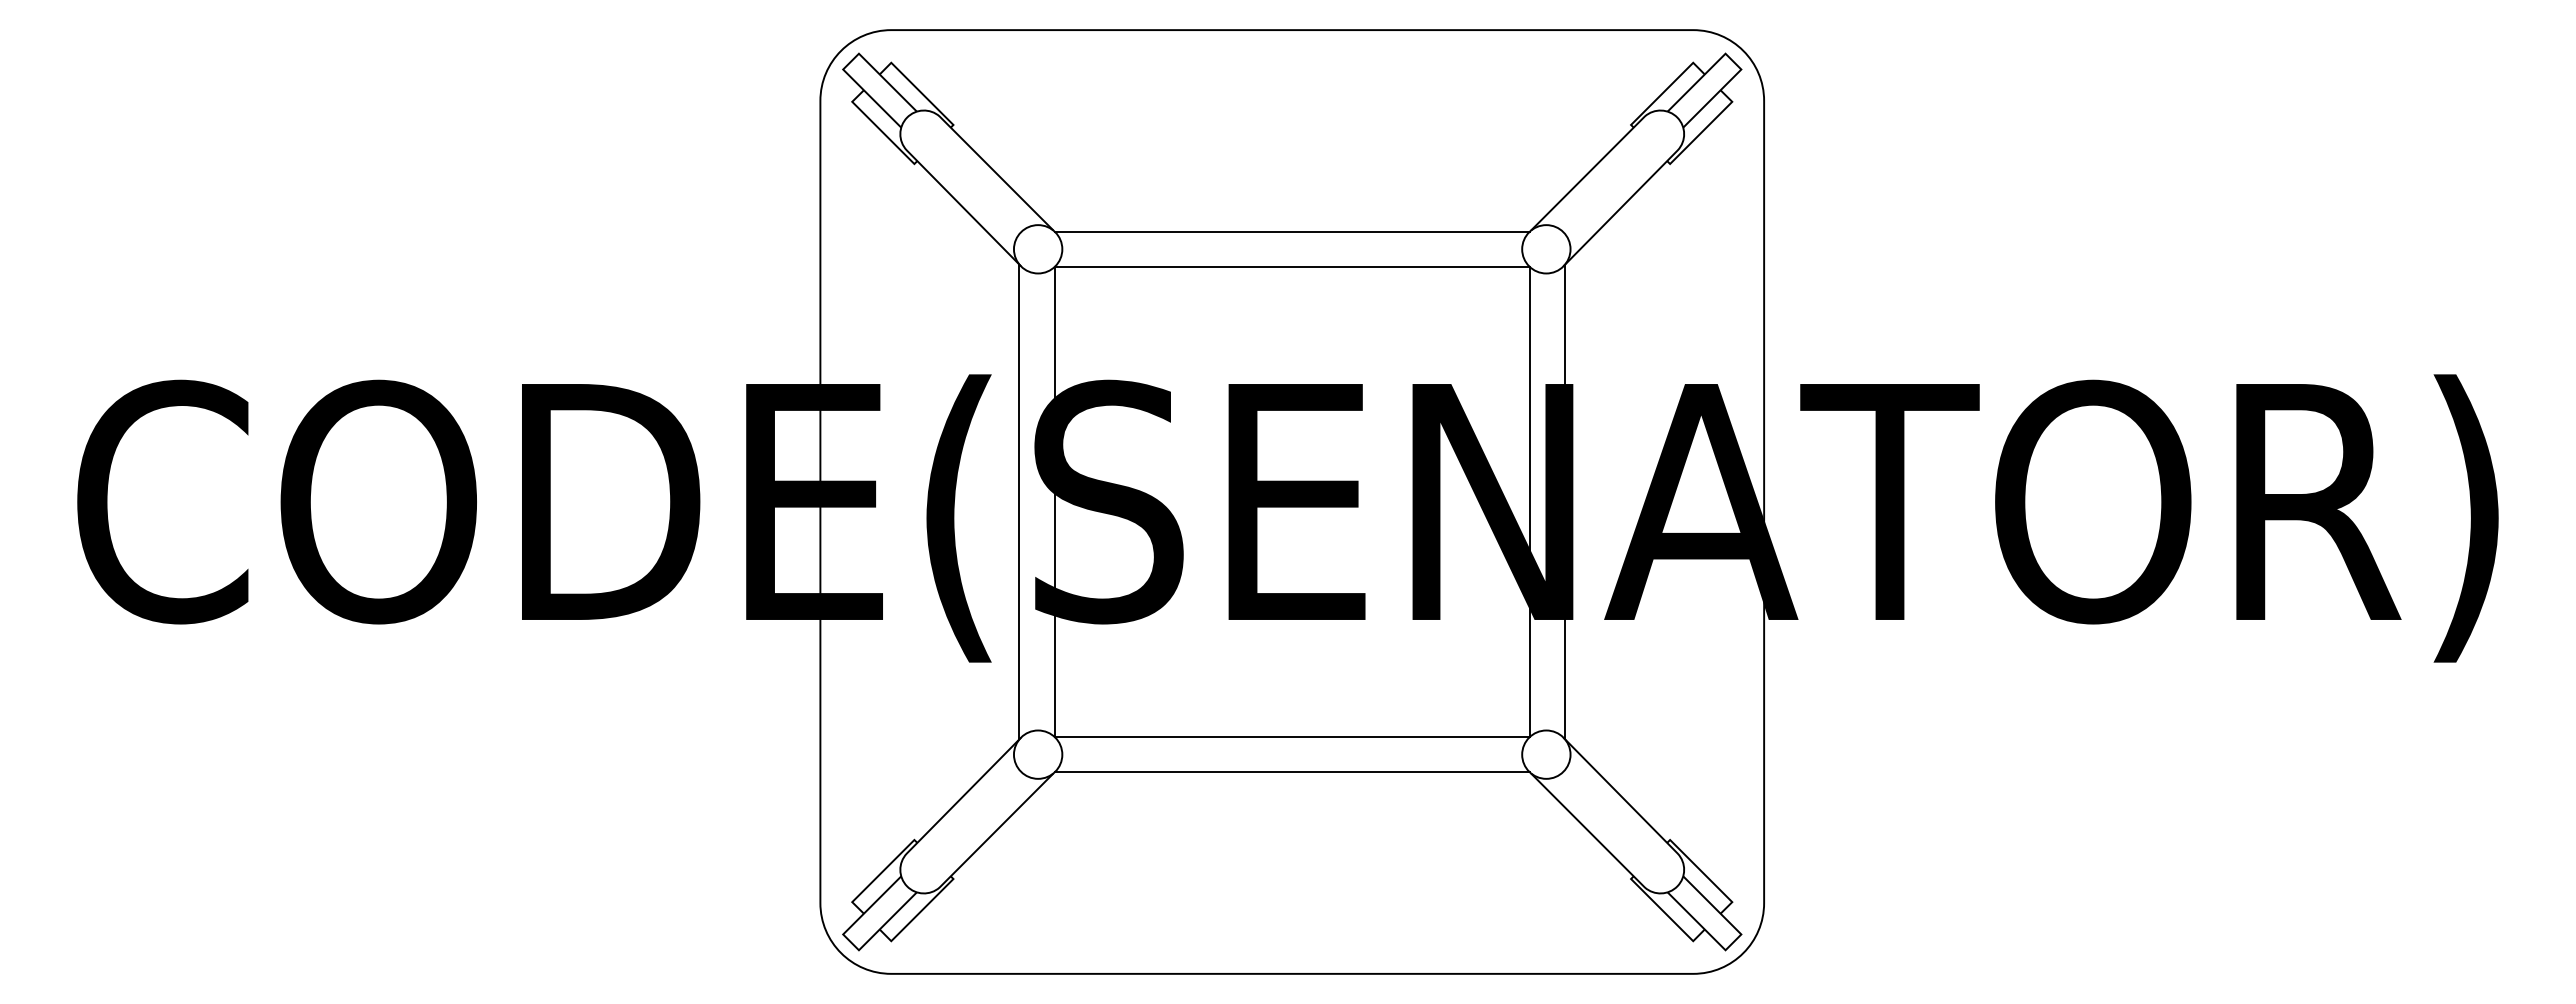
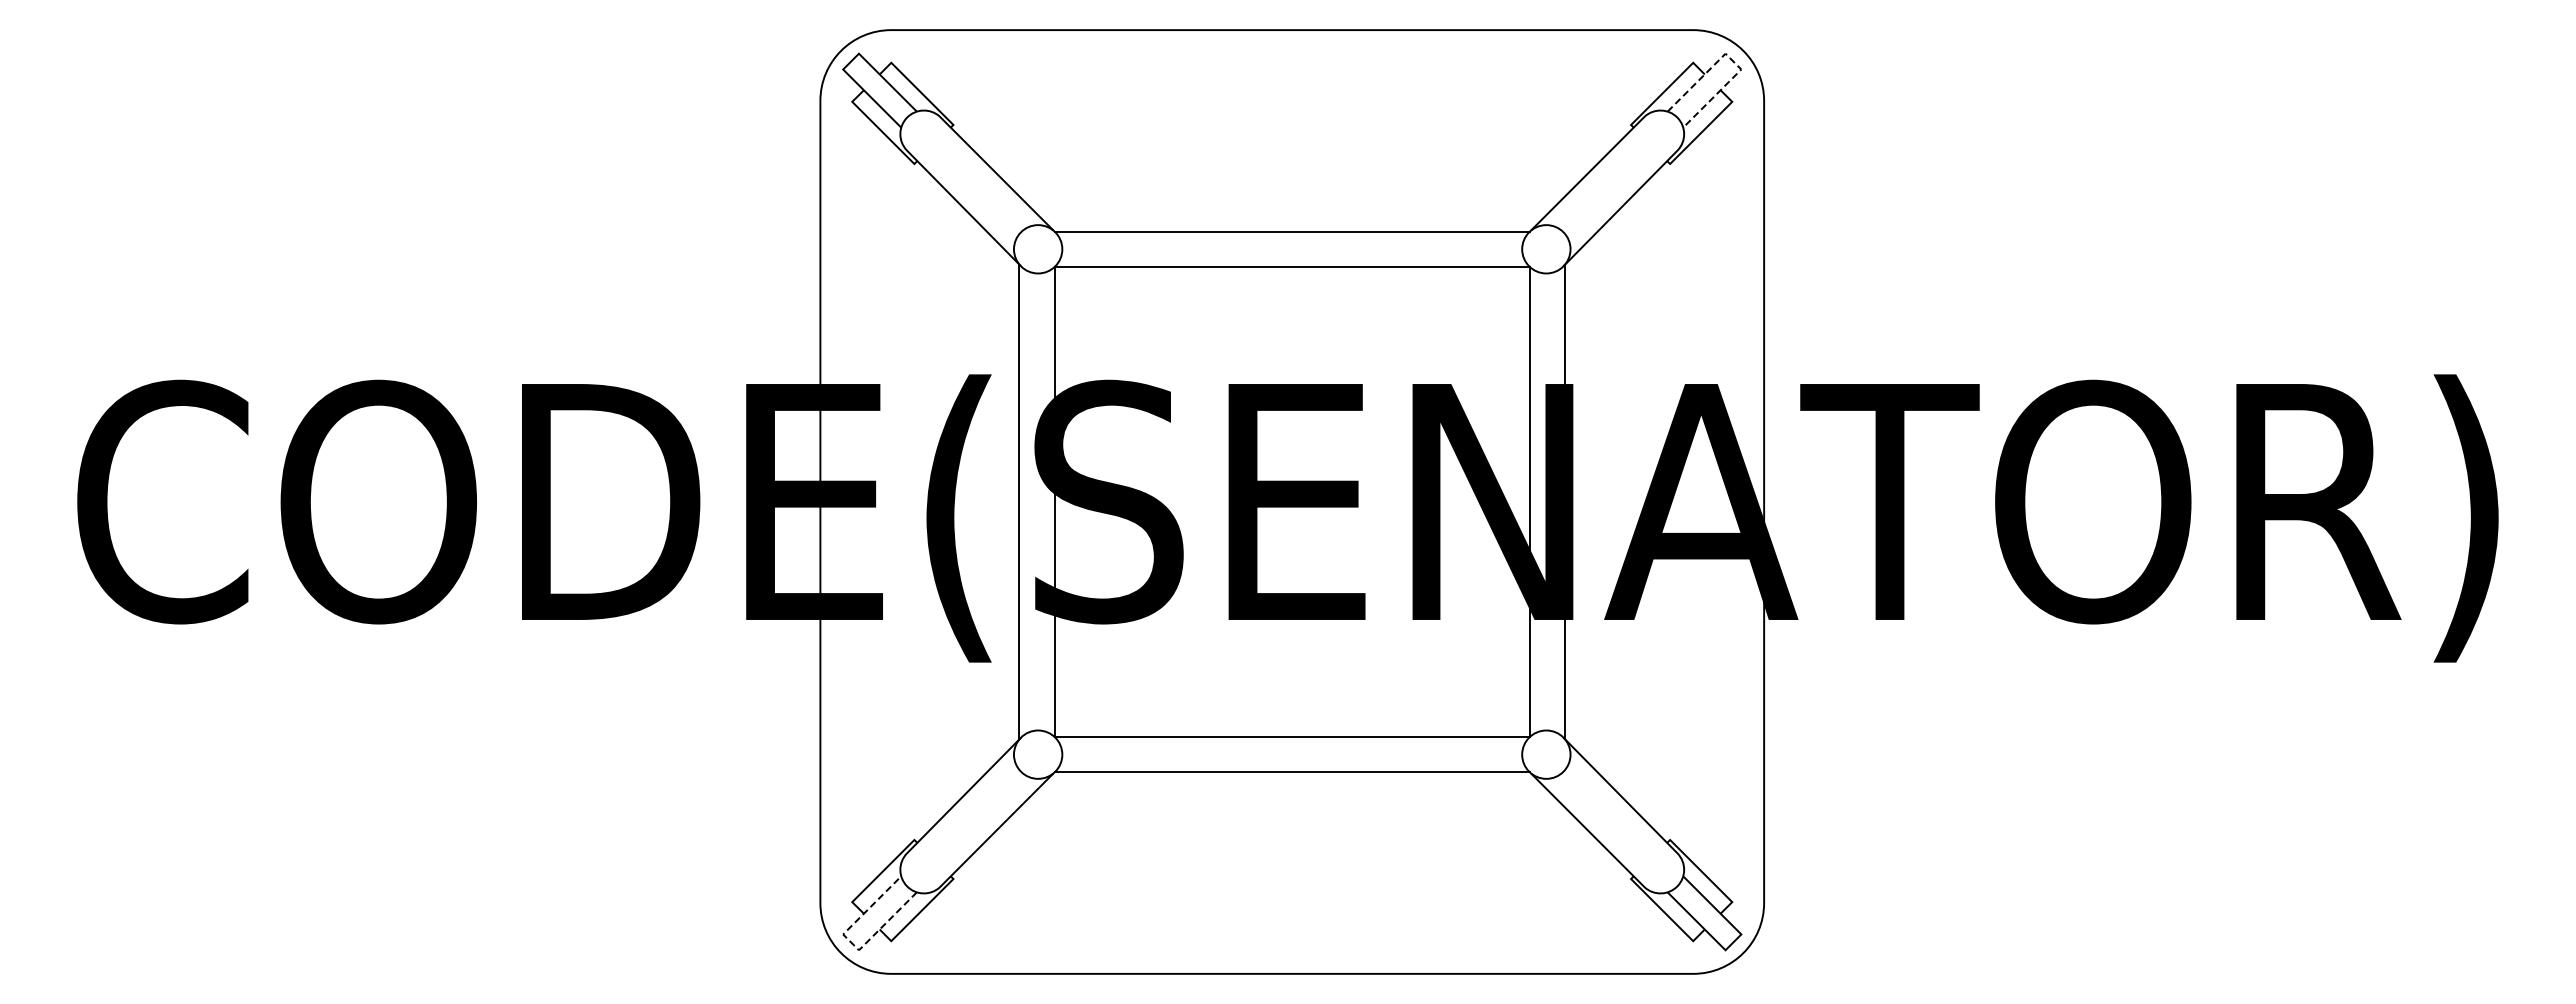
line: solid -> dashed (1733, 61)
line: solid -> dashed (850, 942)
